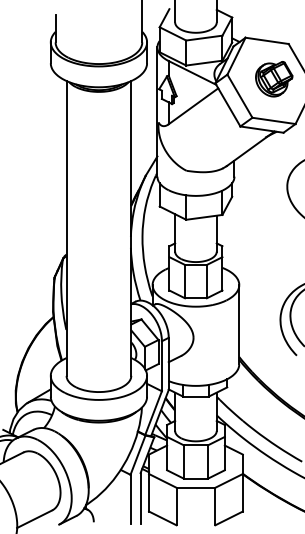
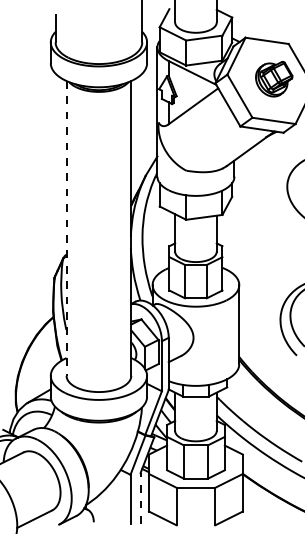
line: solid -> dashed (66, 228)
line: solid -> dashed (140, 497)
